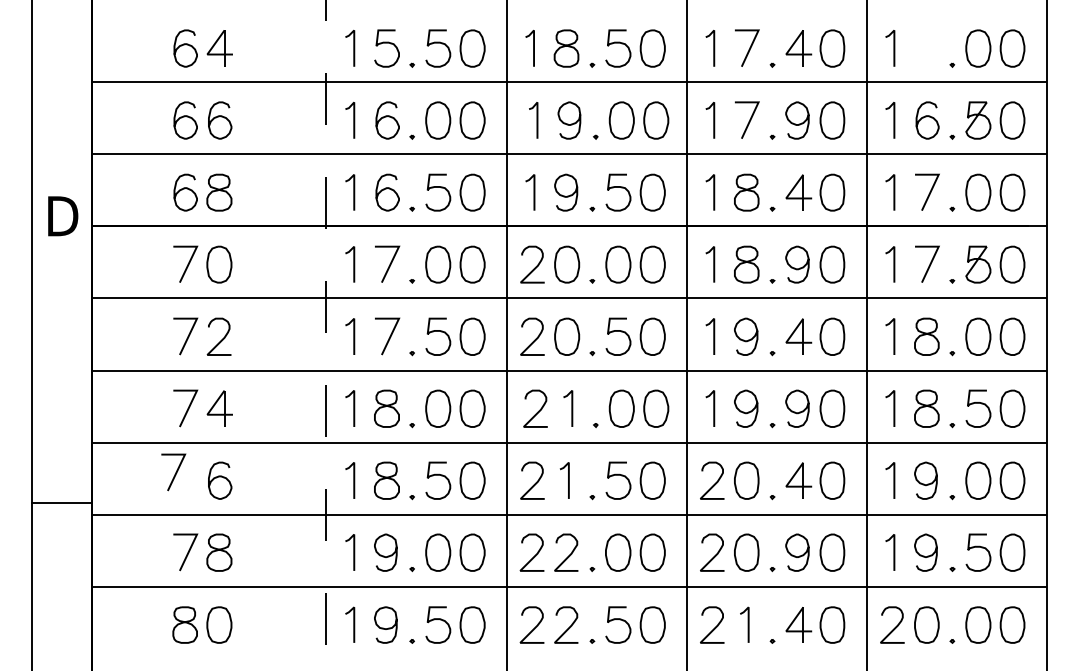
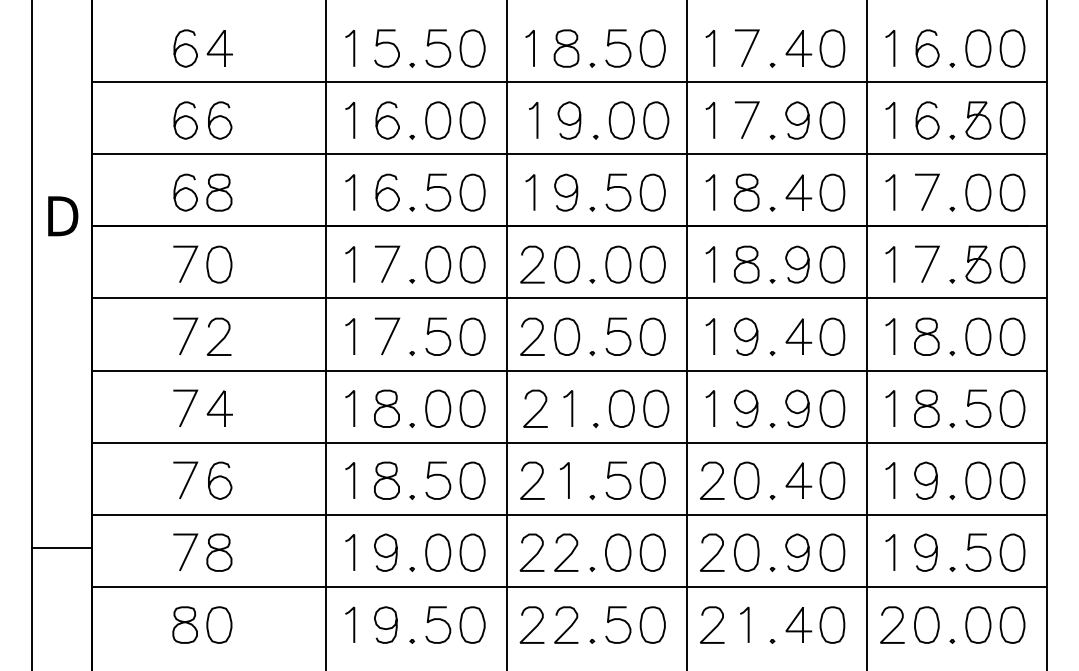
curve: none -> present (927, 45)
line: dashed -> solid (326, 335)
line position: (175, 472) -> (187, 480) (187, 480)
line position: (62, 503) -> (62, 548) (62, 548)
